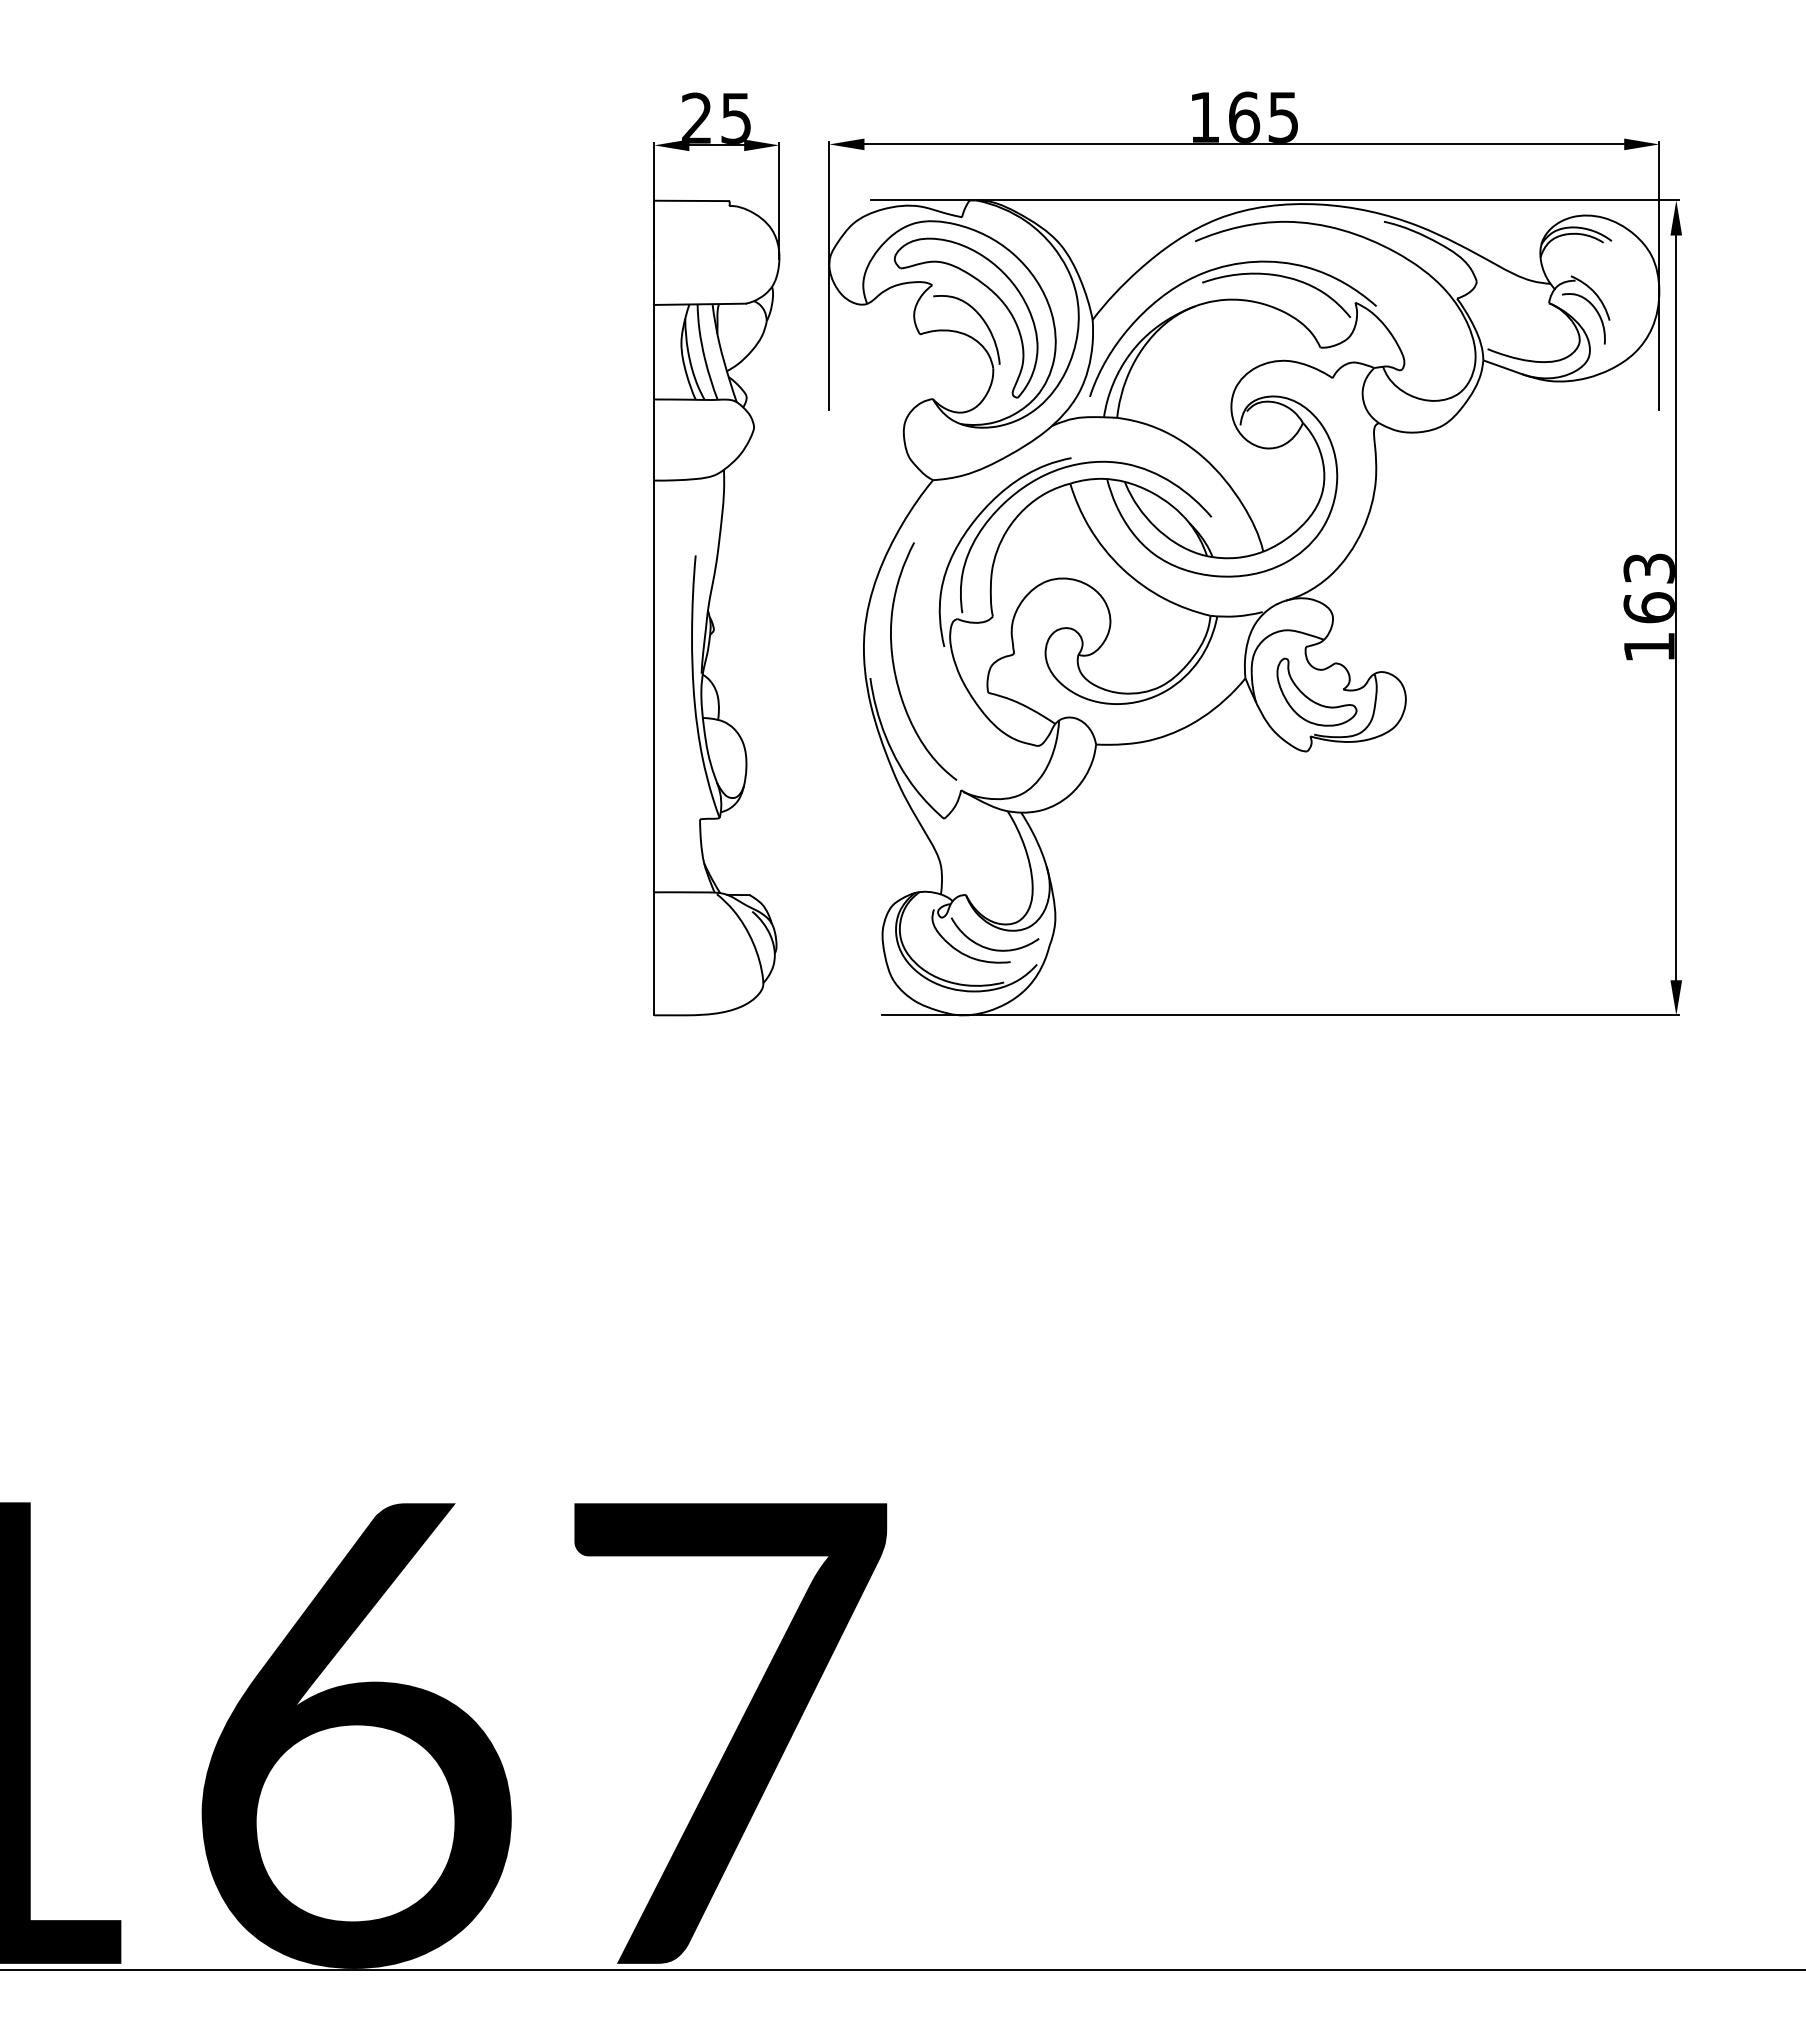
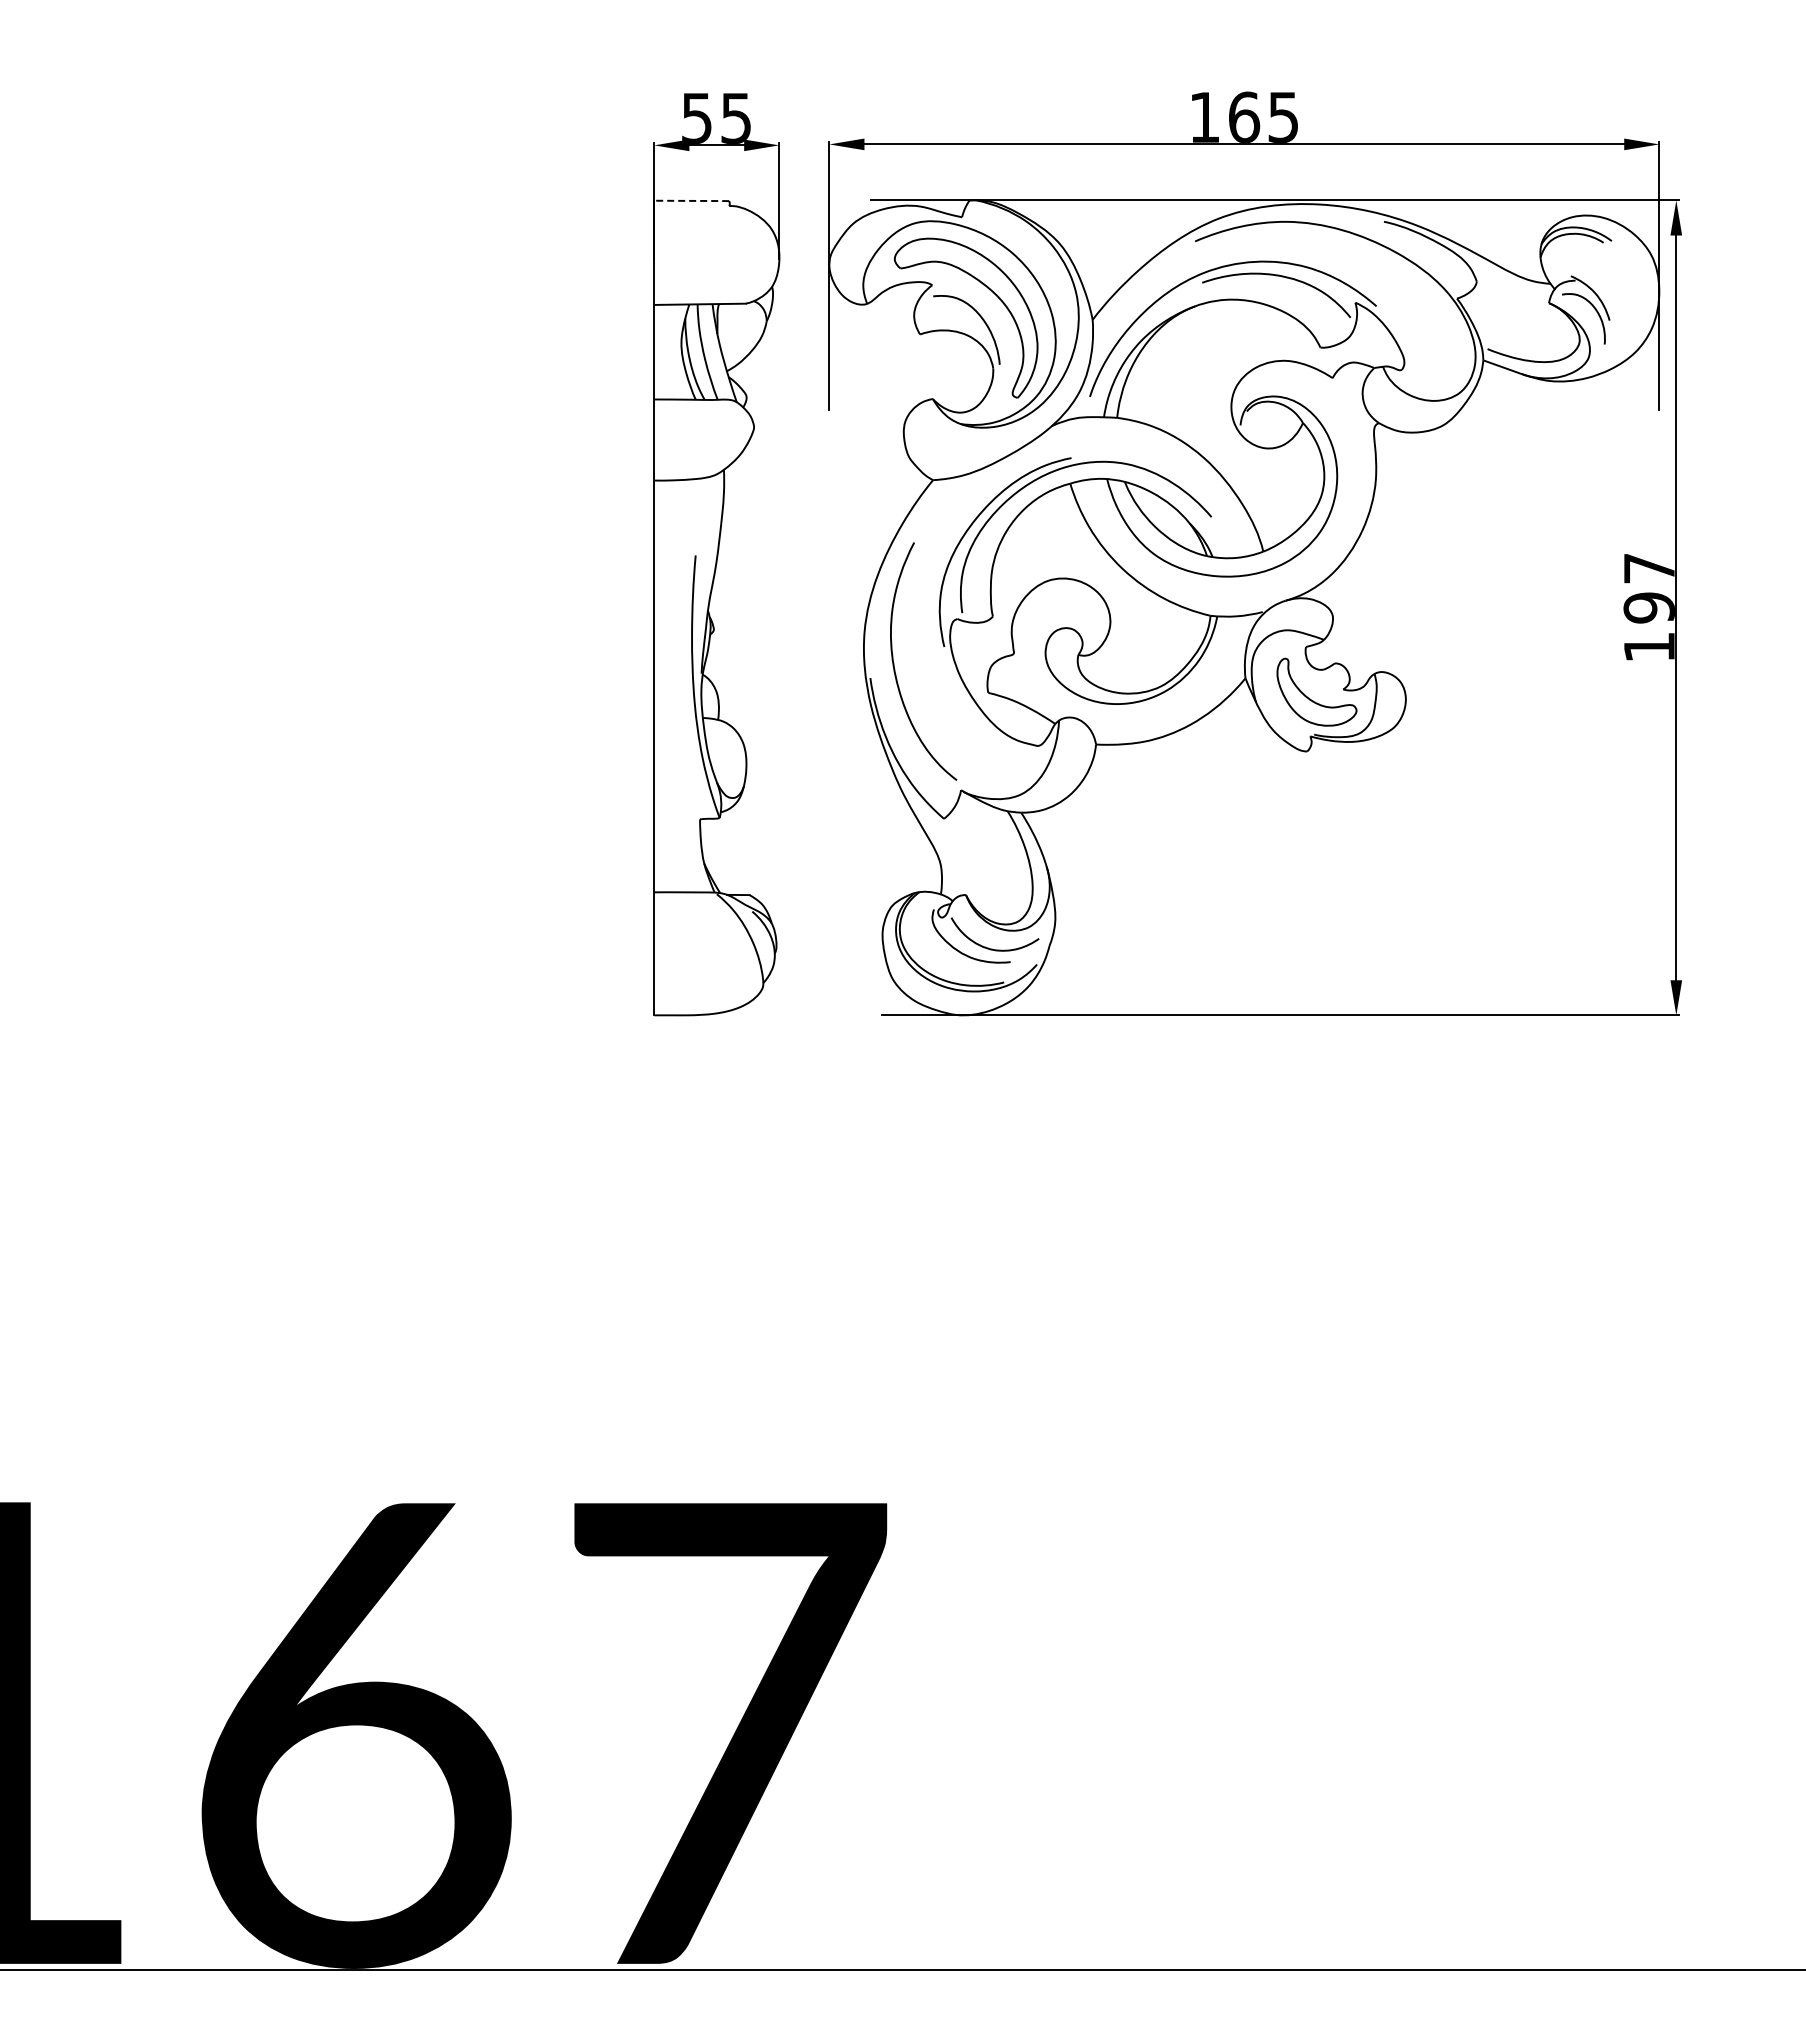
text: 25 -> 55 (696, 117)
line: solid -> dashed (691, 200)
text: 163 -> 197 (1648, 588)
